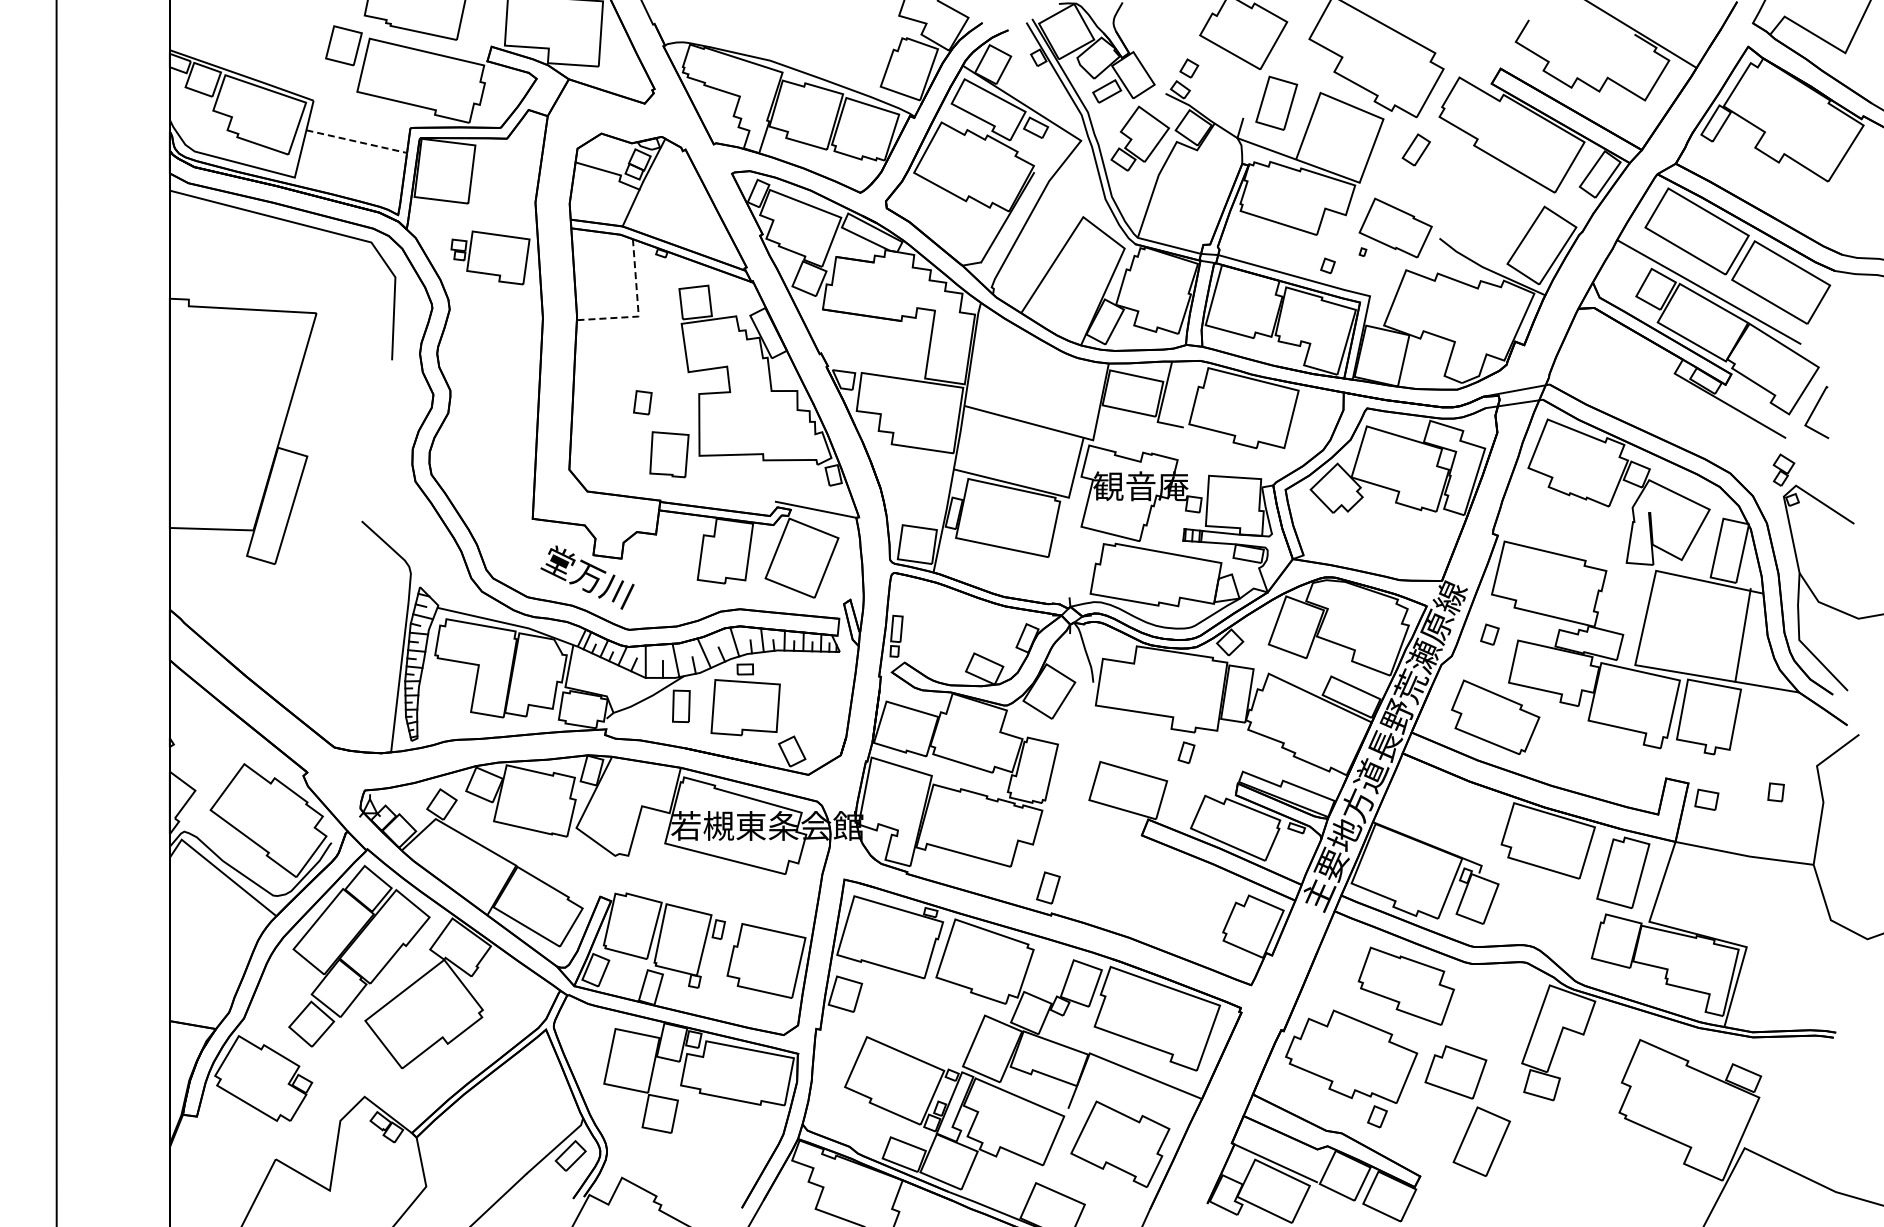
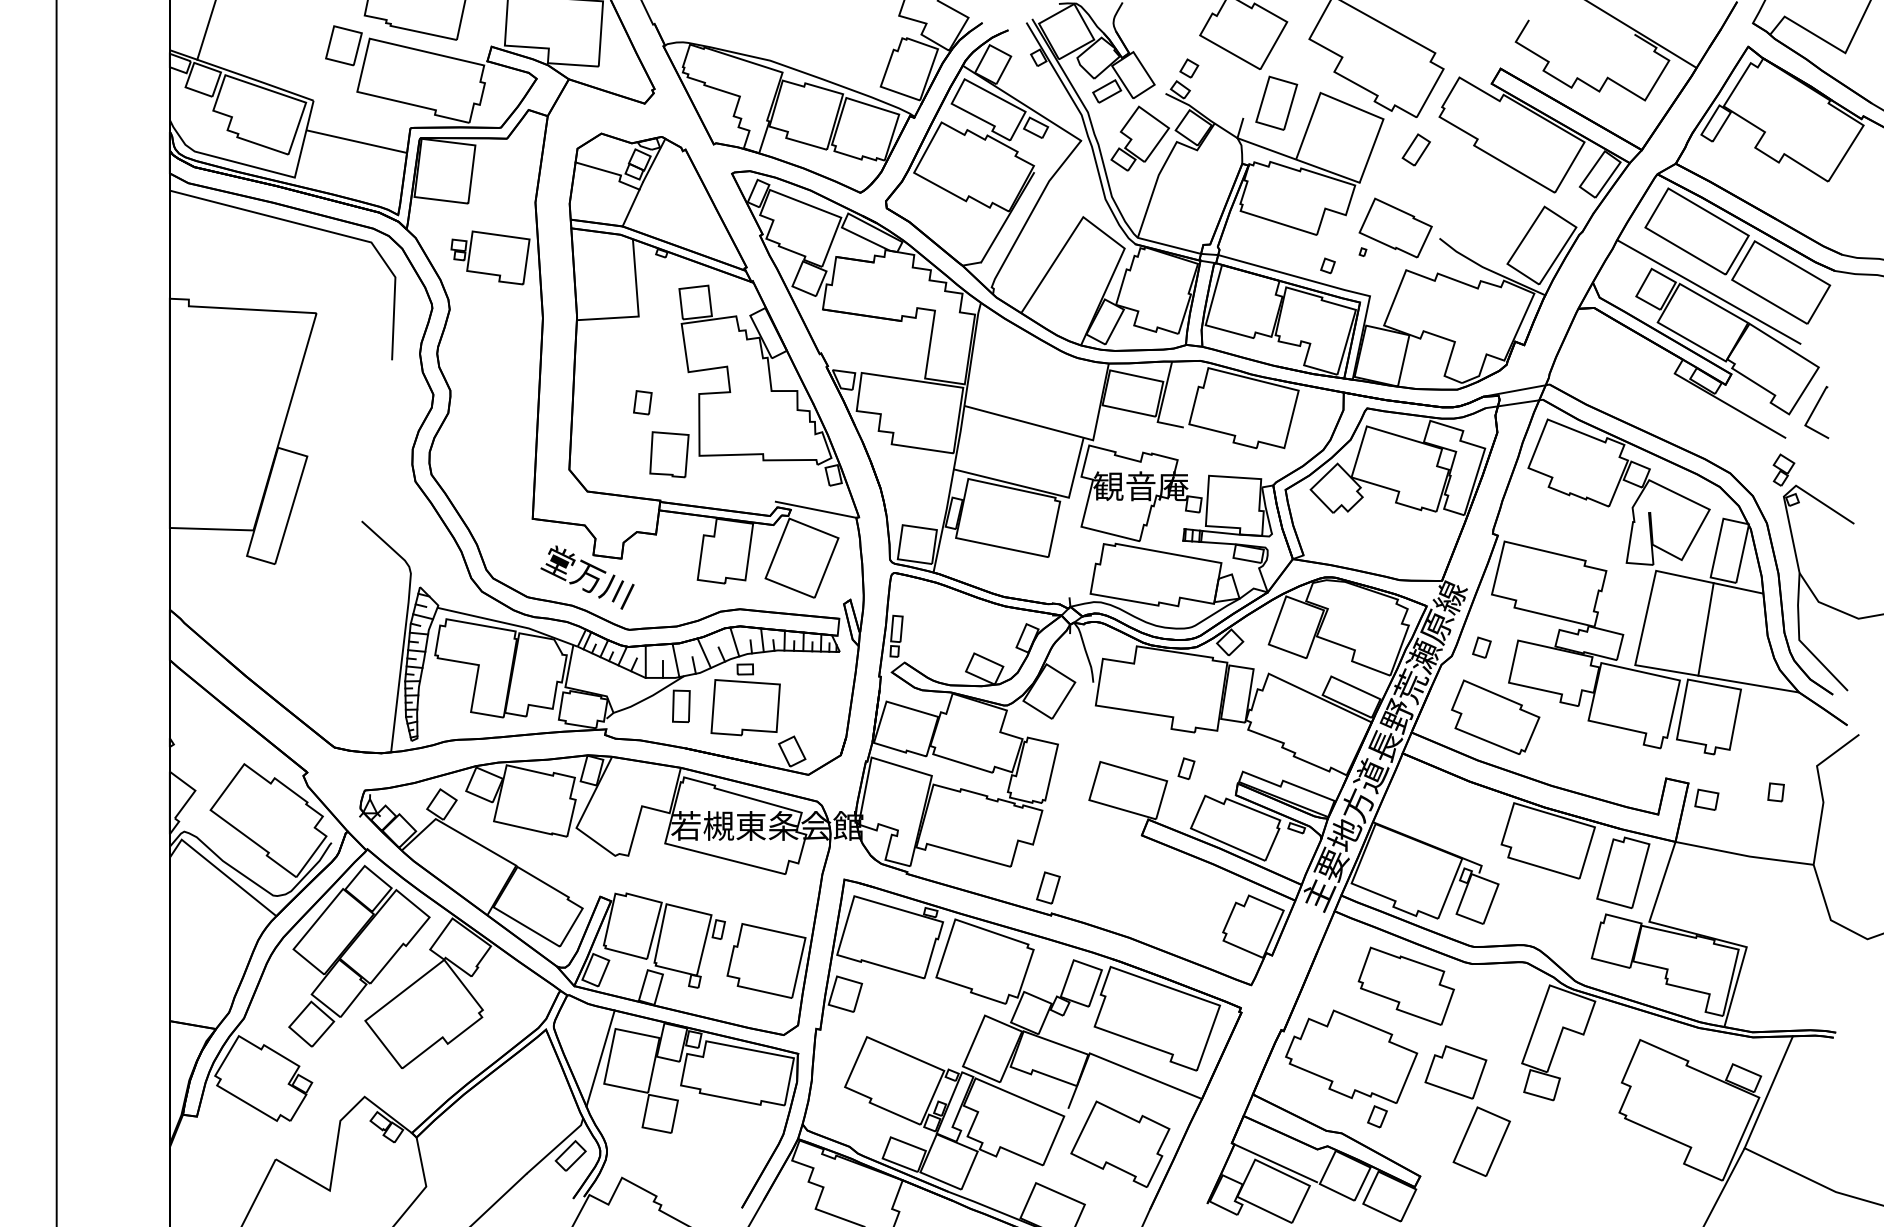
line: none -> present (206, 30)
line: dashed -> solid (357, 141)
line: dashed -> solid (638, 309)
part position: (1489, 634) -> (1481, 647) (1481, 647)
line position: (1742, 635) -> (1705, 629) (1705, 629)
part position: (1186, 752) -> (1186, 768) (1186, 768)
line: none -> present (600, 1058)
line: none -> present (1768, 1092)
